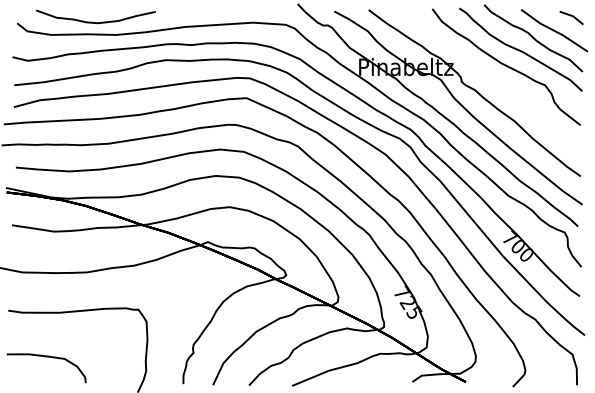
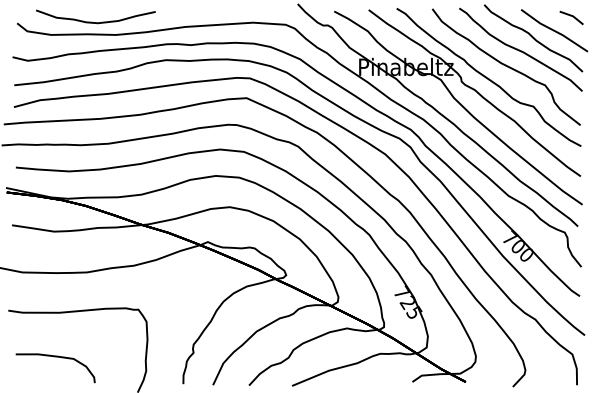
curve: none -> present (487, 77)
curve position: (46, 357) -> (55, 357) (55, 357)
